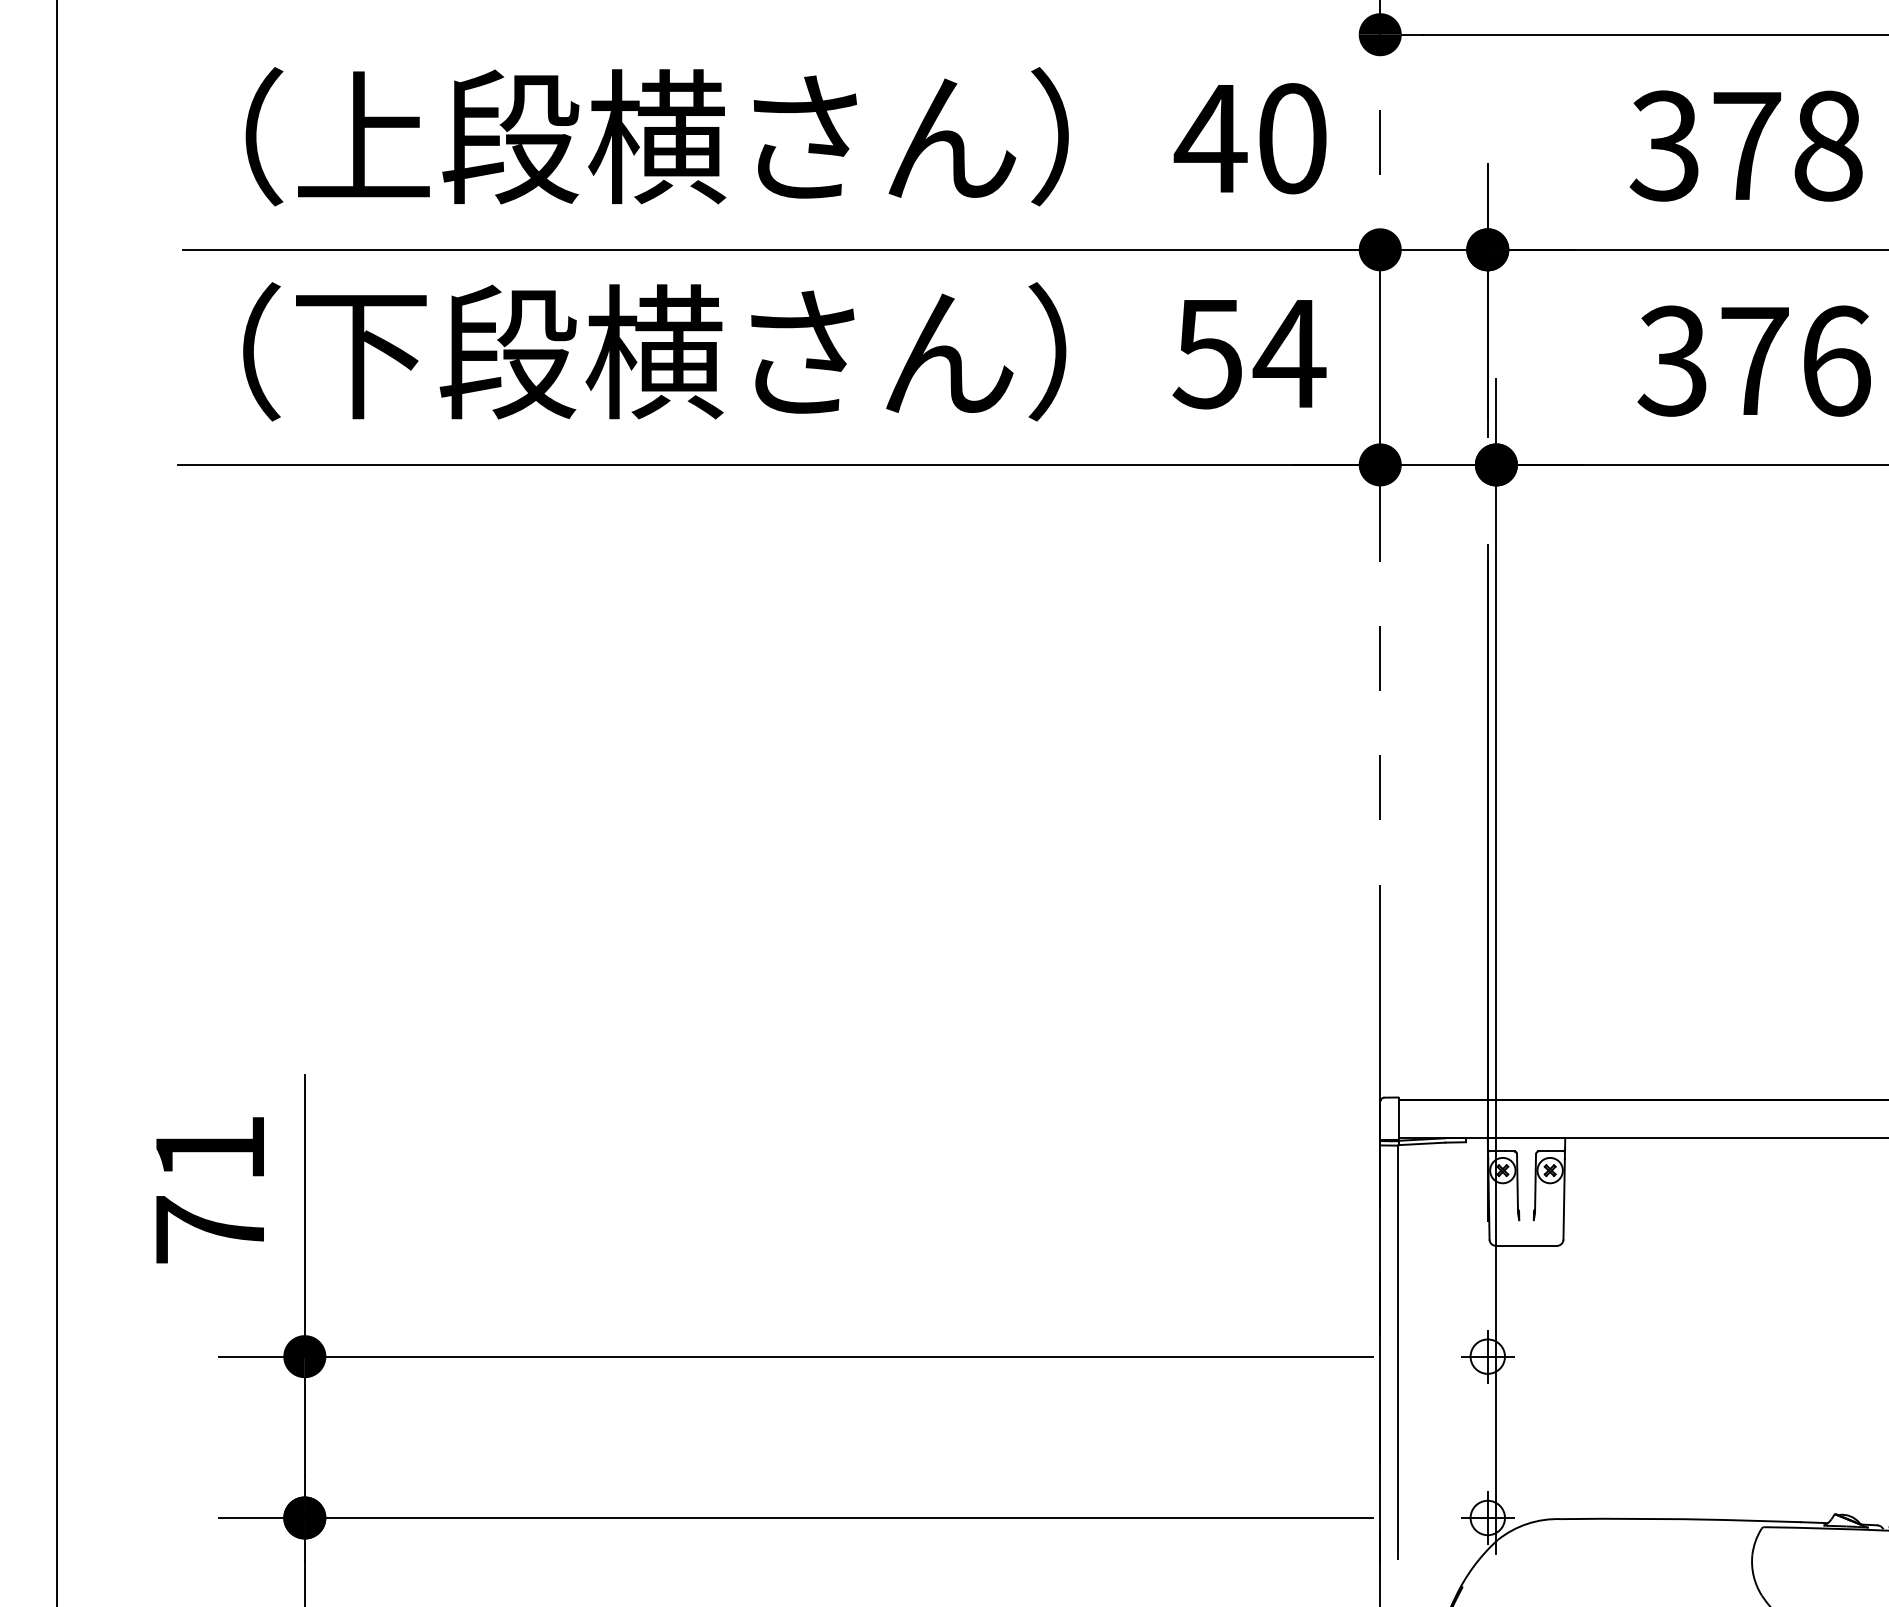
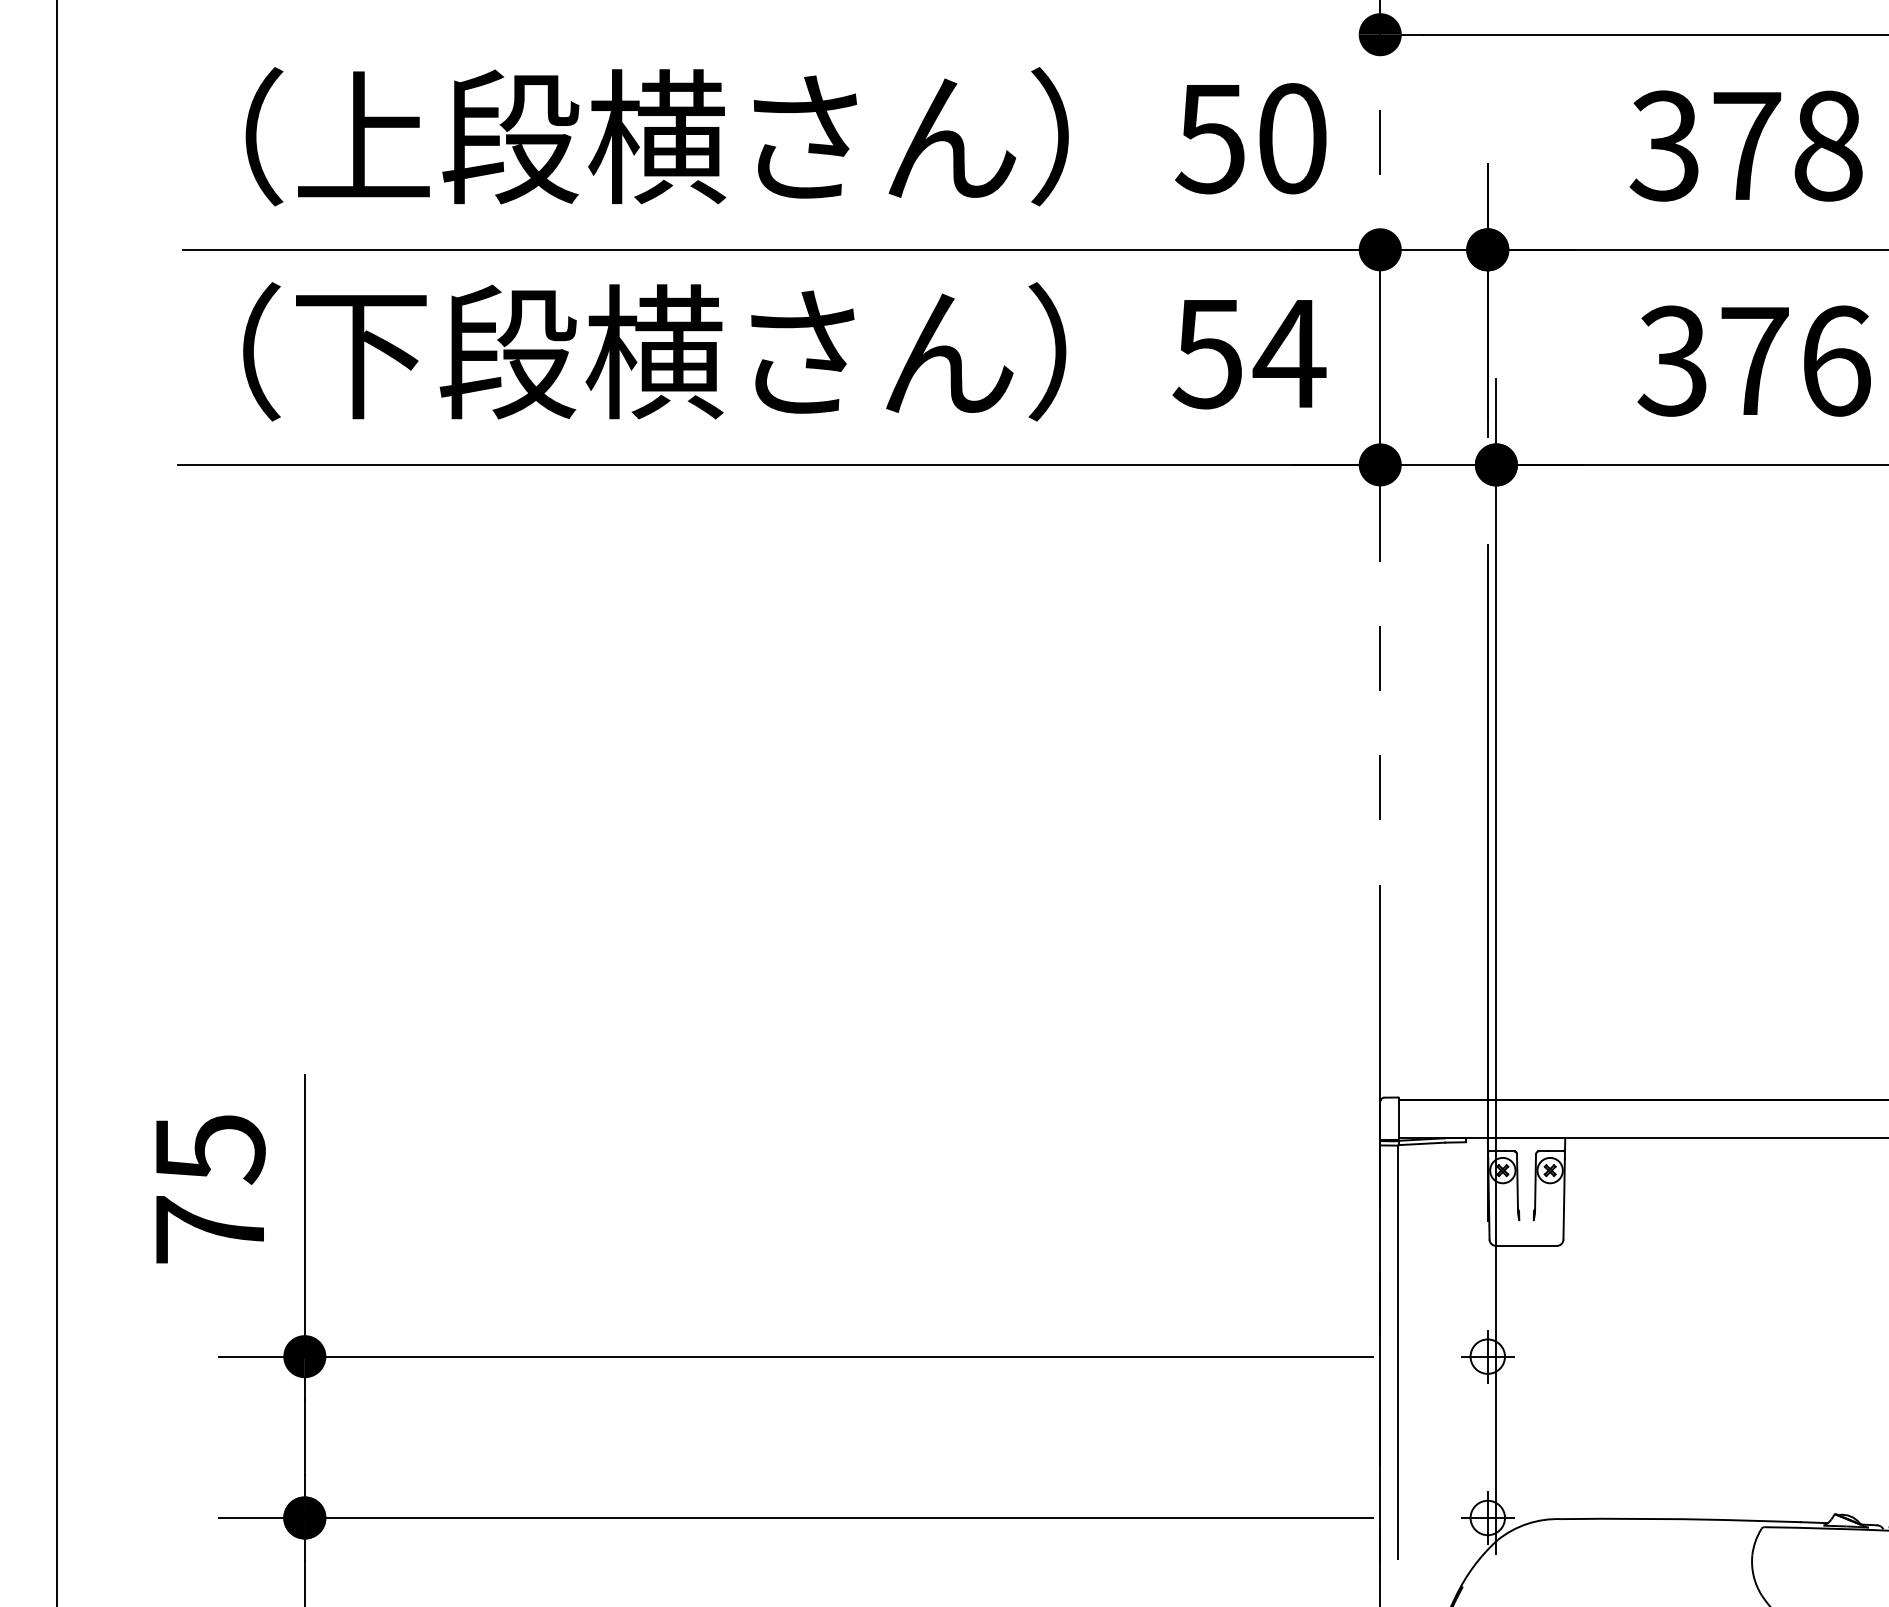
text: 40 -> 50 (1210, 139)
text: 71 -> 75 (210, 1149)
